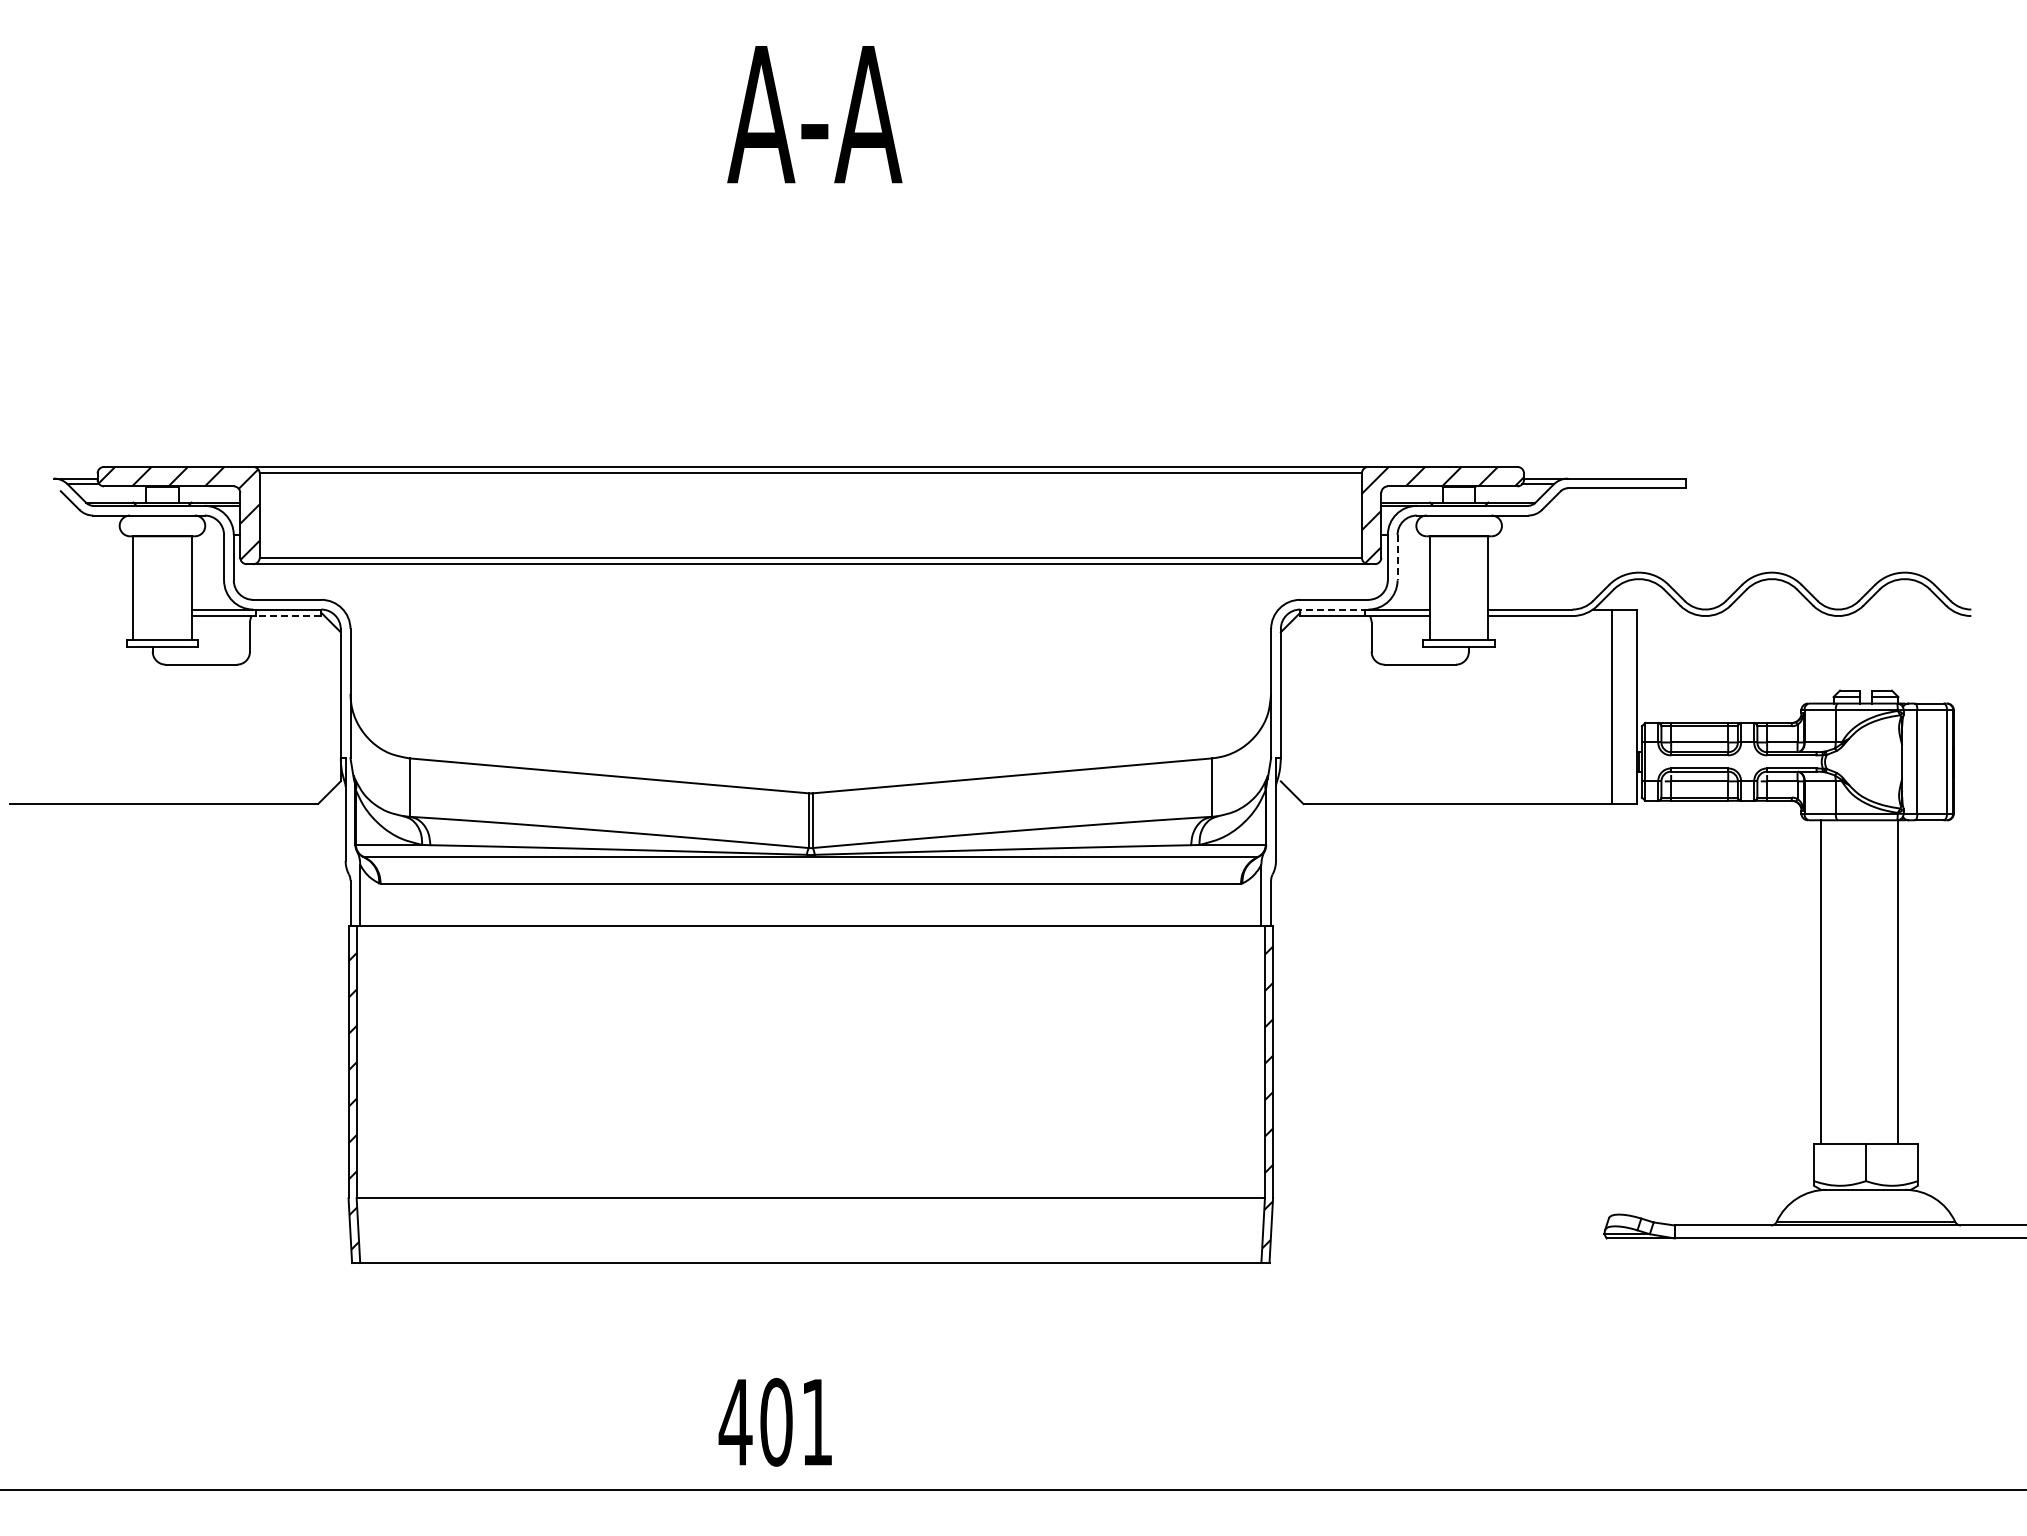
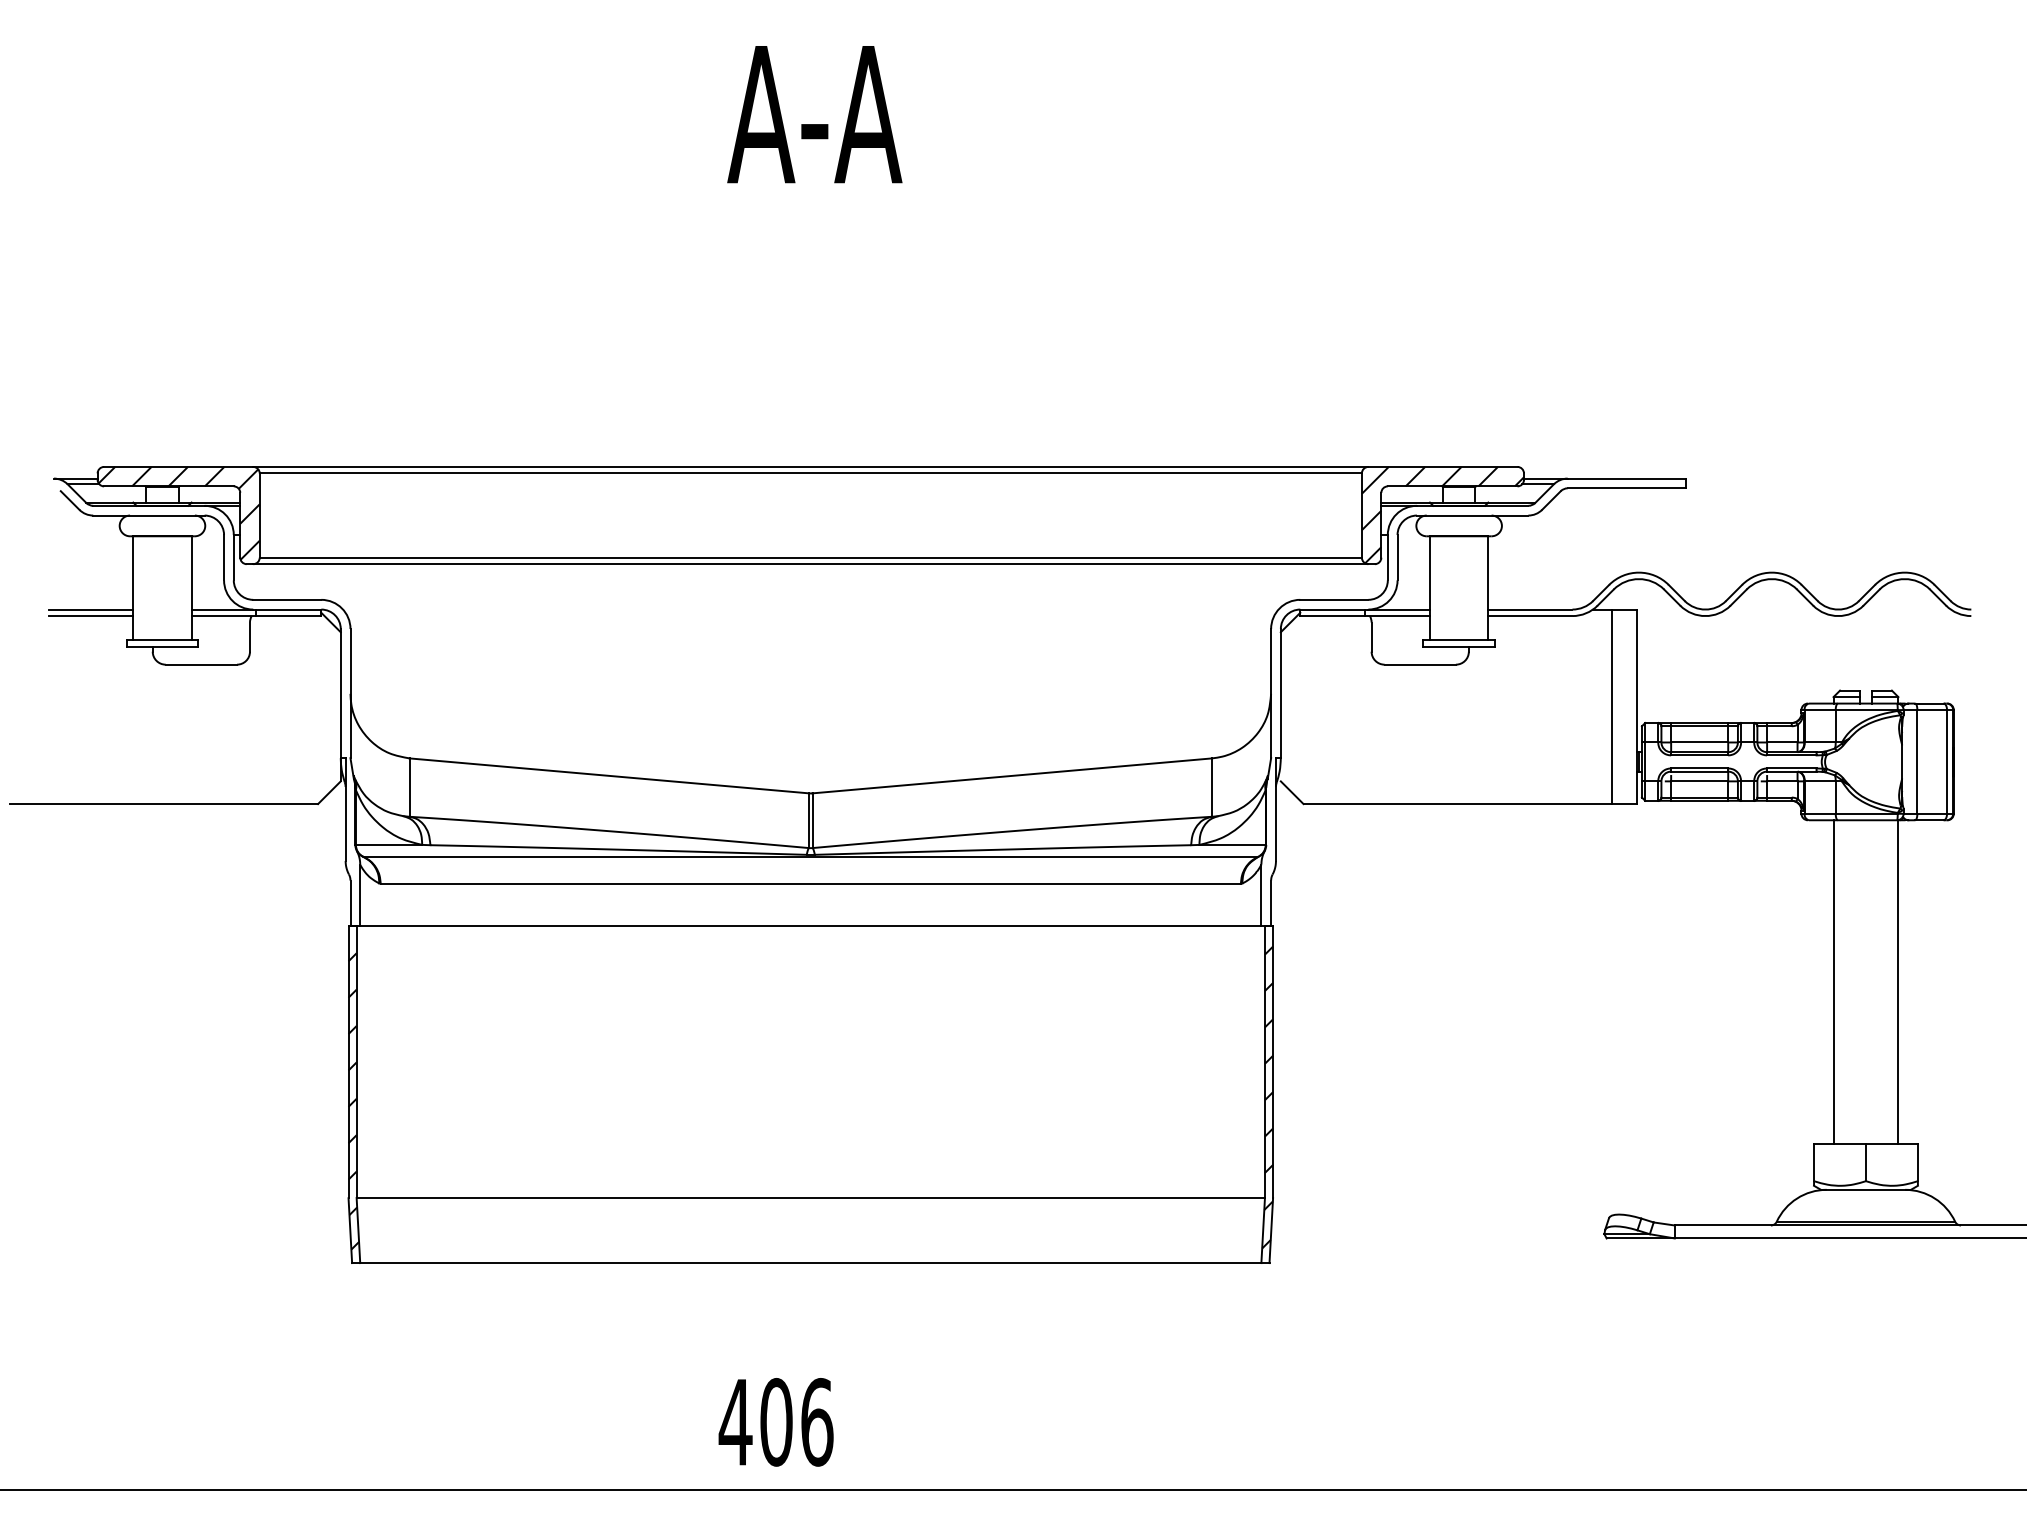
line: dashed -> solid (1397, 557)
line: none -> present (91, 609)
line: dashed -> solid (1333, 609)
line: none -> present (91, 616)
line: dashed -> solid (288, 616)
line position: (1820, 982) -> (1833, 982) (1833, 982)
text: 401 -> 406 (817, 1422)
